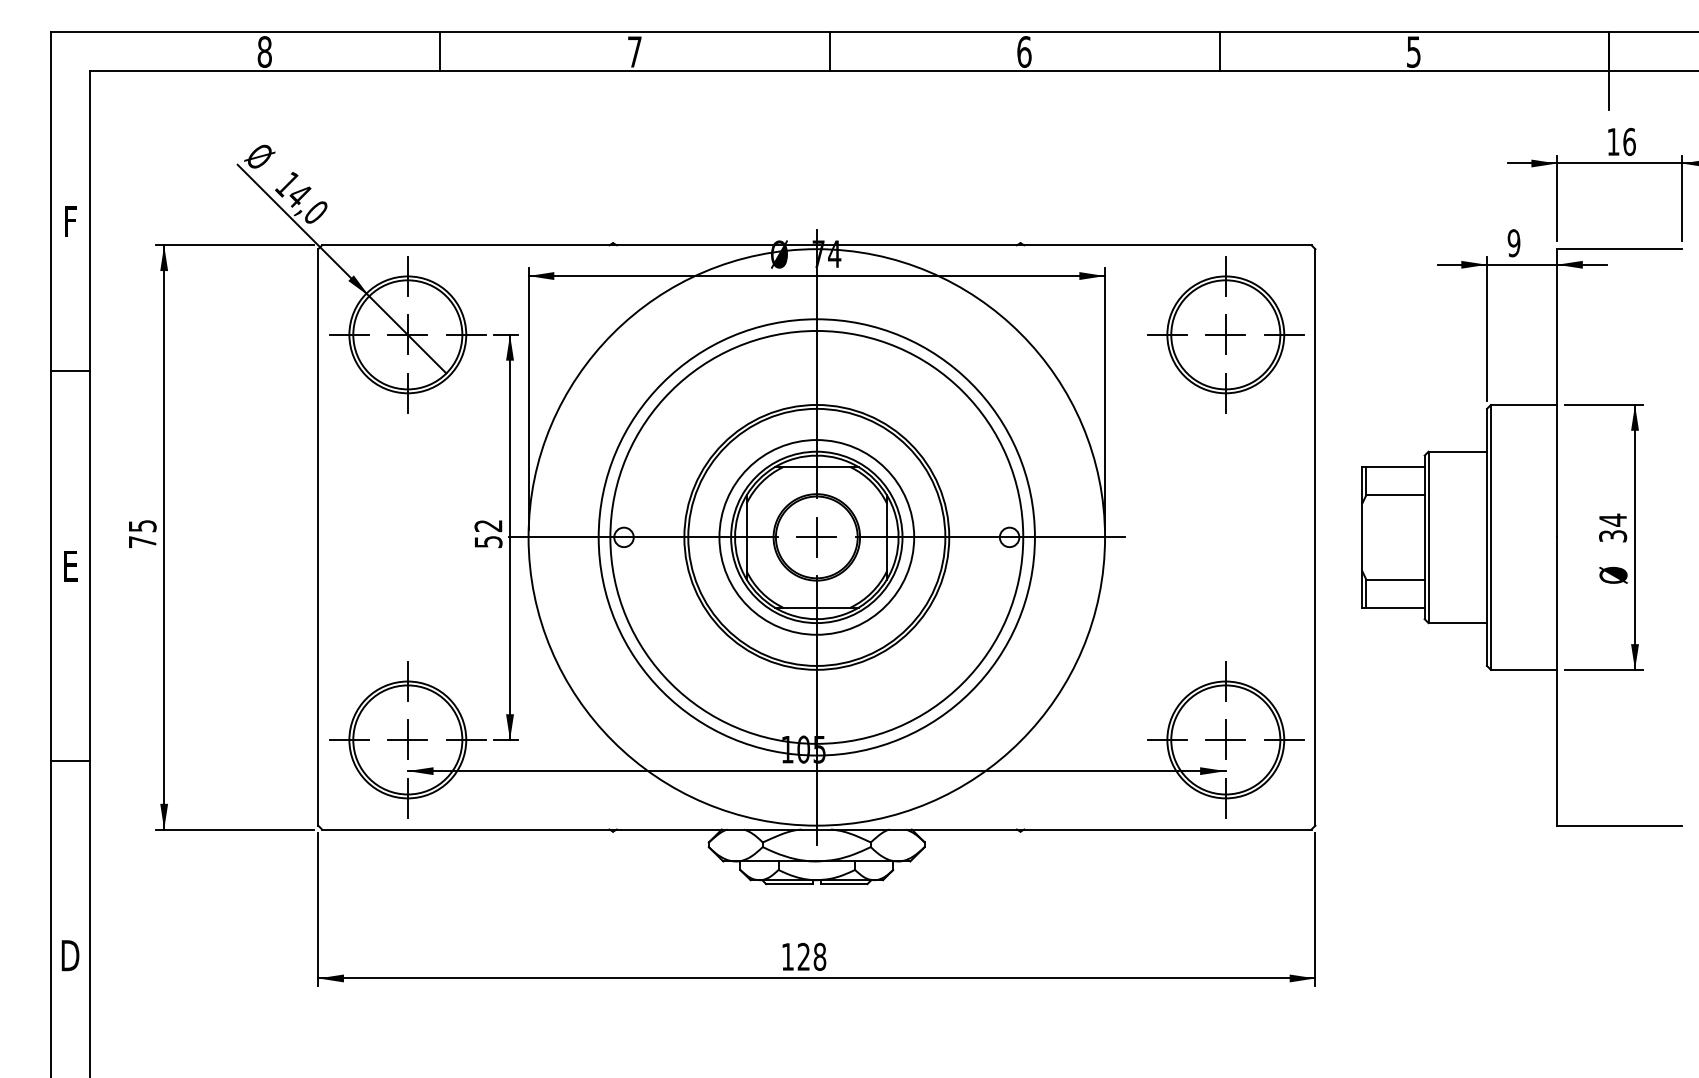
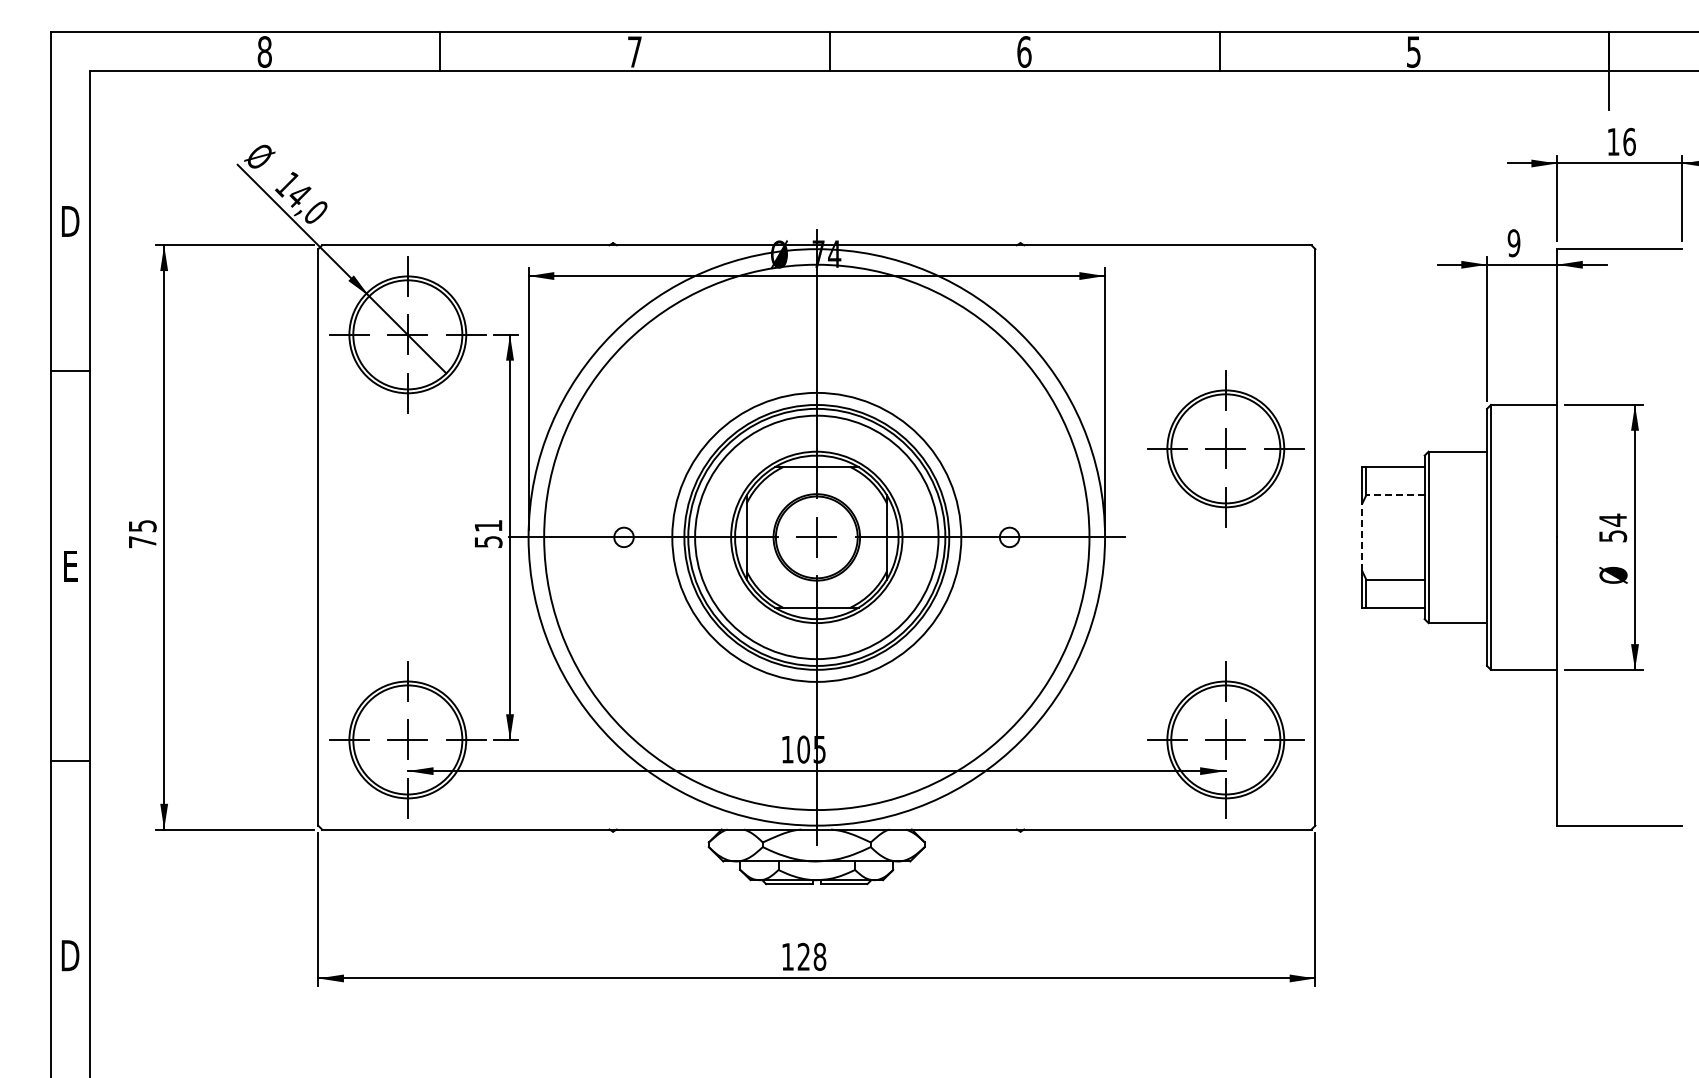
text: F -> D (70, 221)
part position: (1225, 334) -> (1225, 448) (1225, 448)
line: solid -> dashed (1394, 495)
text: 52 -> 51 (488, 526)
text: 34 -> 54 (1612, 535)
circle diameter: 413 px -> 289 px (816, 536)
circle diameter: 195 px -> 243 px (816, 537)
circle diameter: 436 px -> 545 px (816, 537)
line: solid -> dashed (1362, 537)
